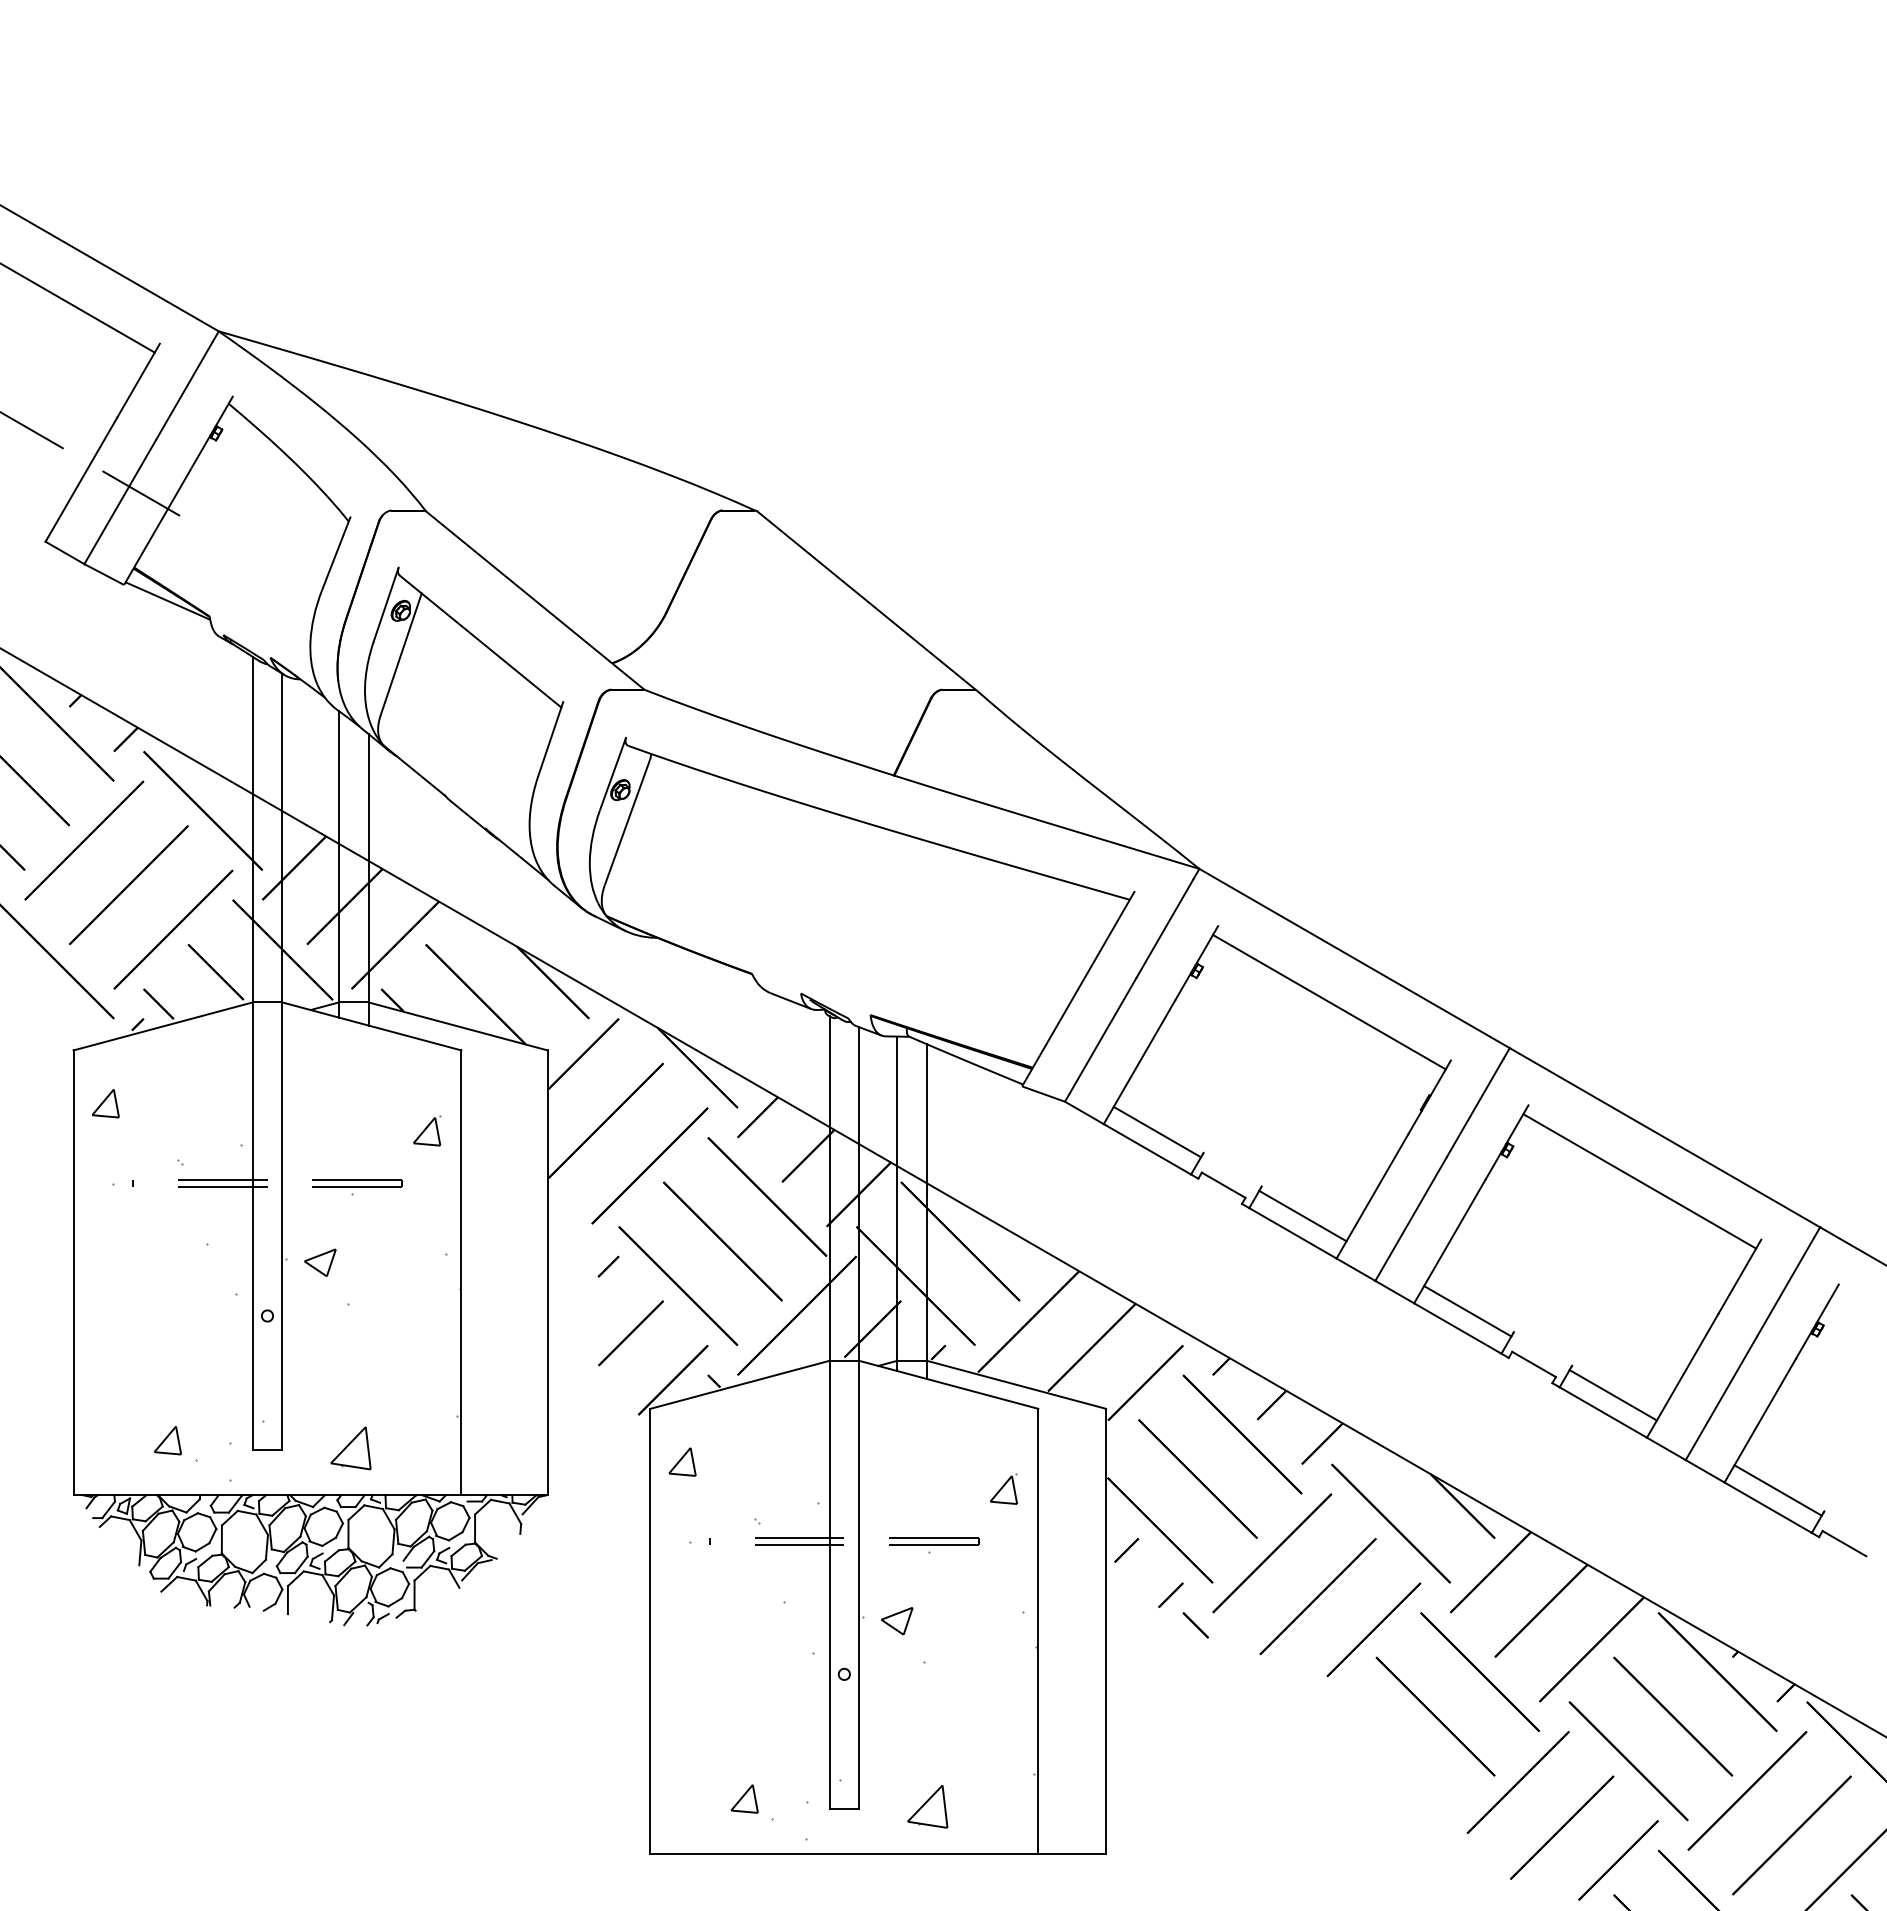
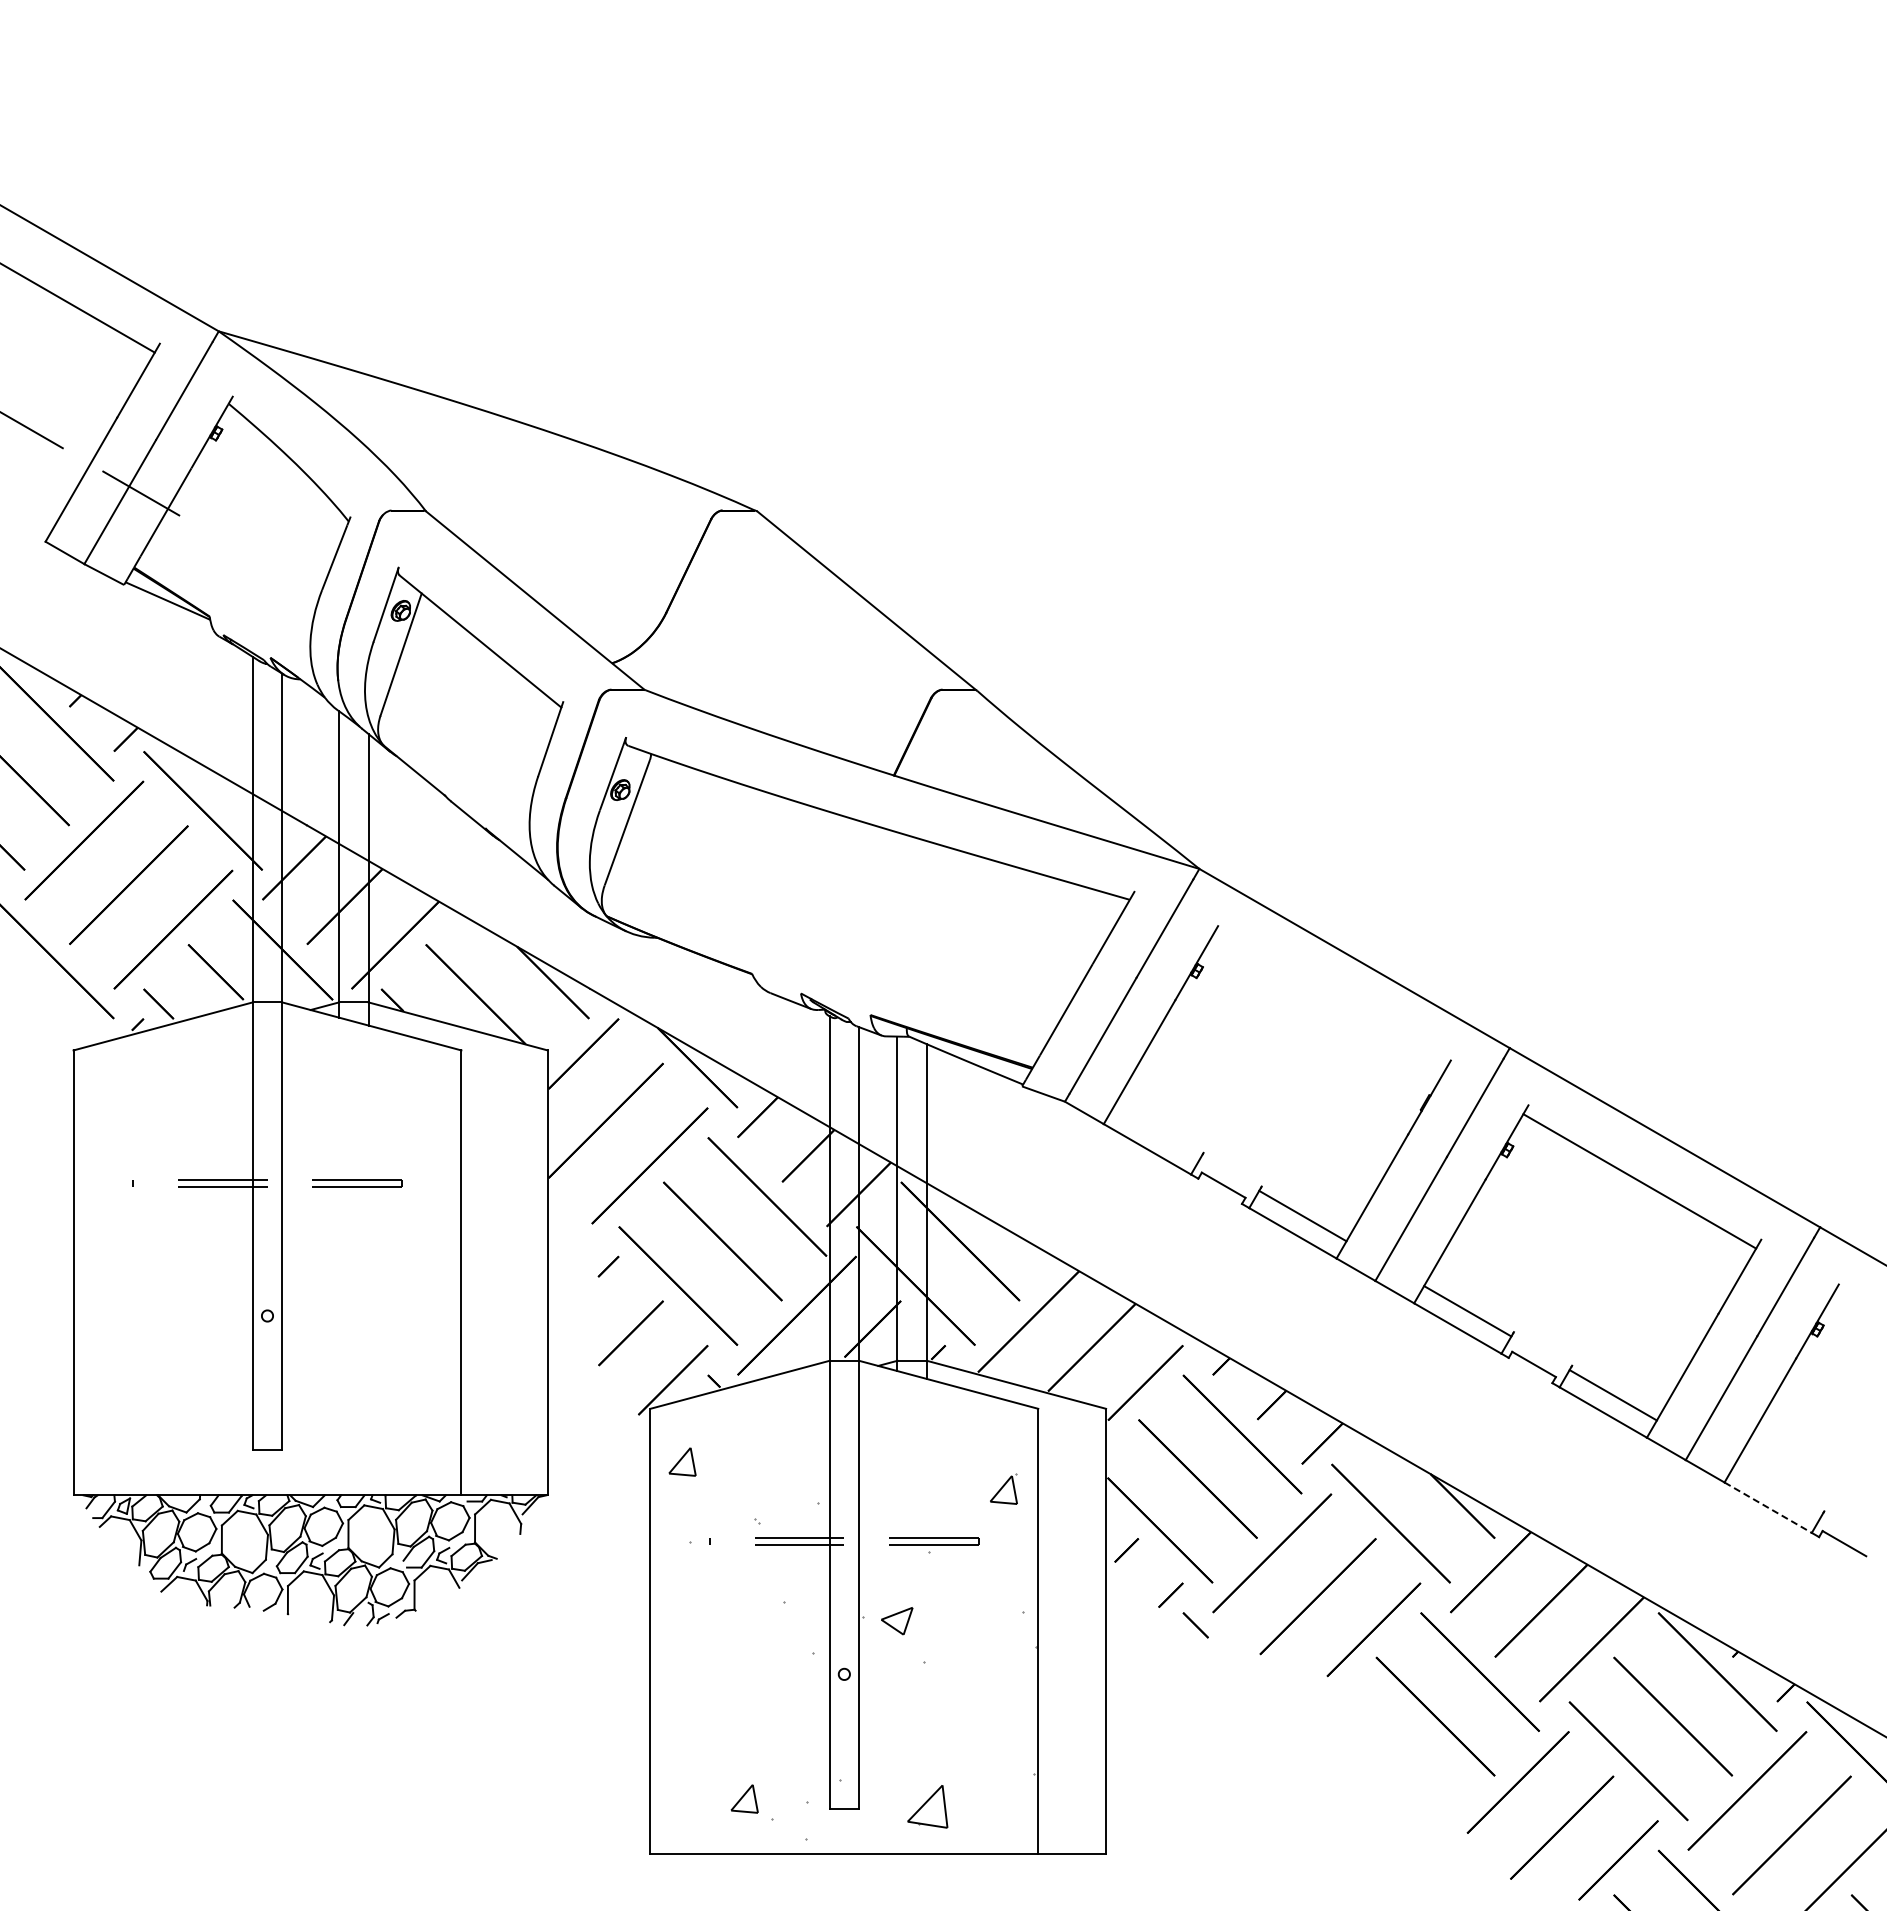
line: present -> none (1329, 1001)
line: present -> none (1157, 1131)
hatch: present -> none (275, 1284)
line: present -> none (1777, 1490)
line: solid -> dashed (1768, 1507)
